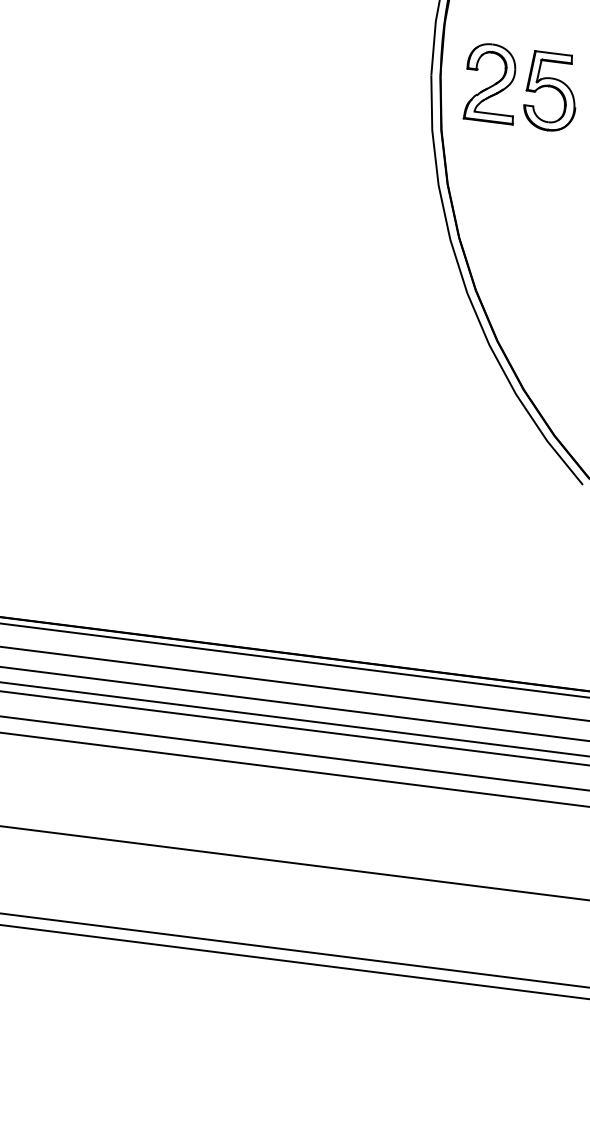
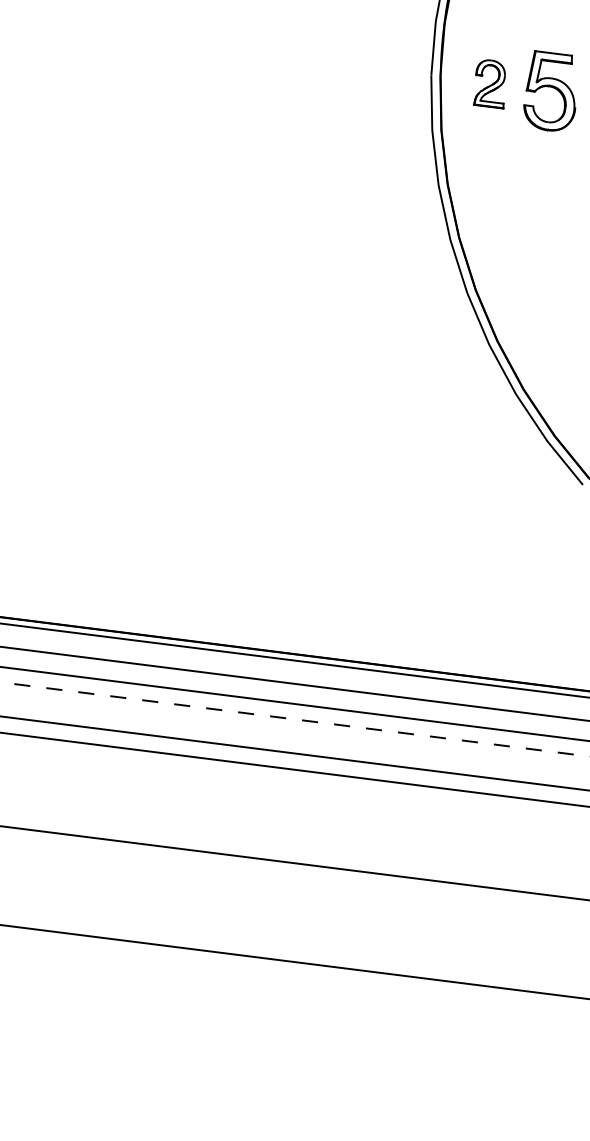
part size: 55x83 px -> 33x51 px (489, 84)
line: solid -> dashed (294, 719)
line: present -> none (294, 728)
line: present -> none (294, 950)
